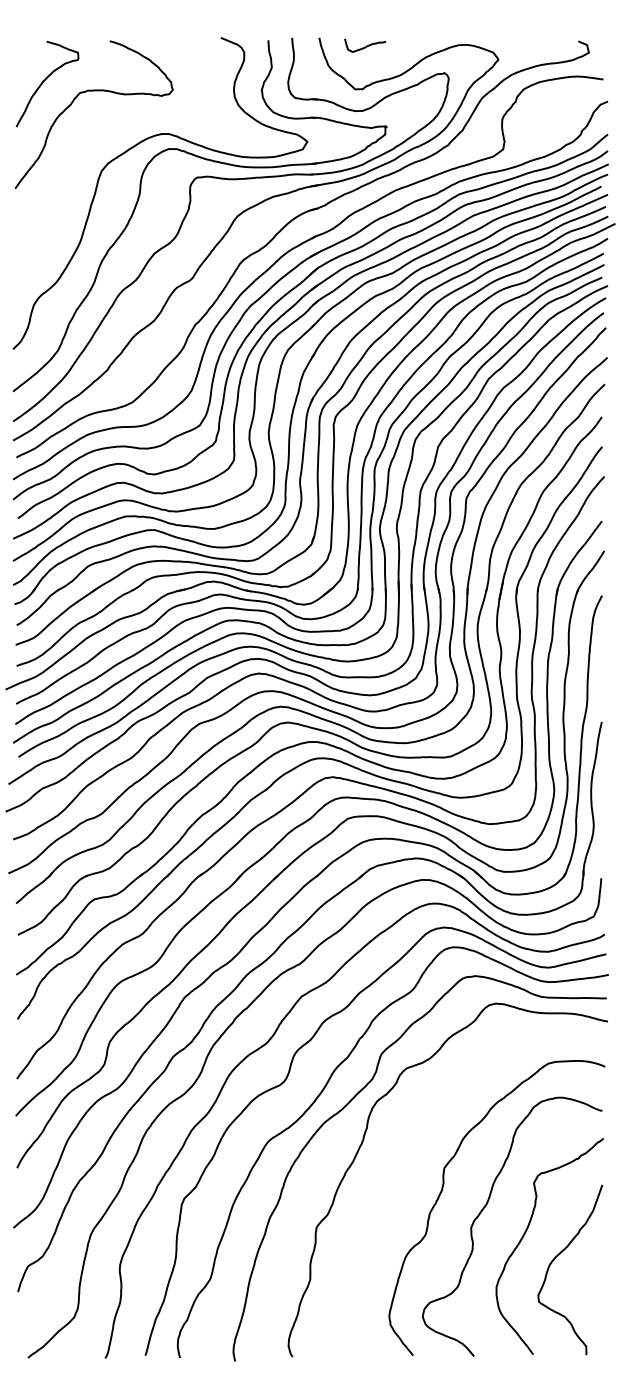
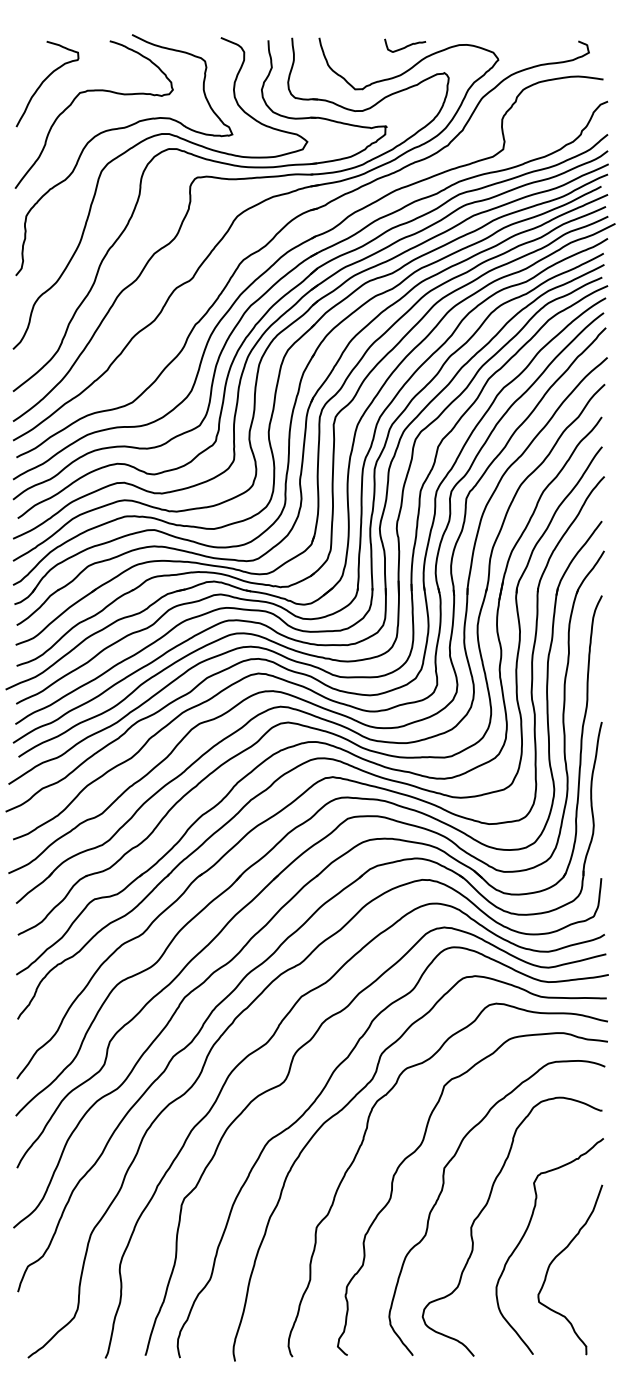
curve position: (366, 45) -> (406, 45) (406, 45)
curve: none -> present (121, 129)
curve: none -> present (417, 1150)
